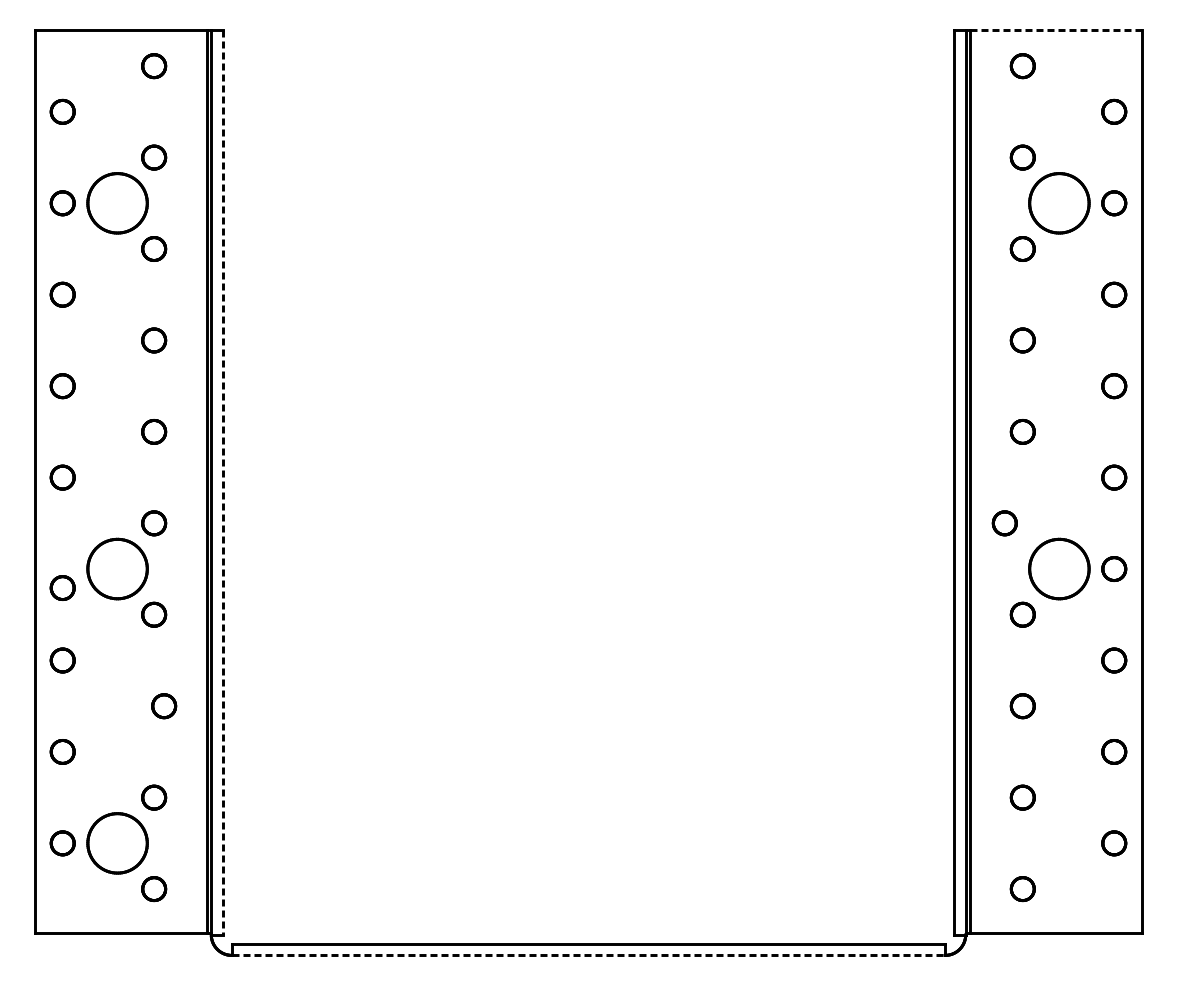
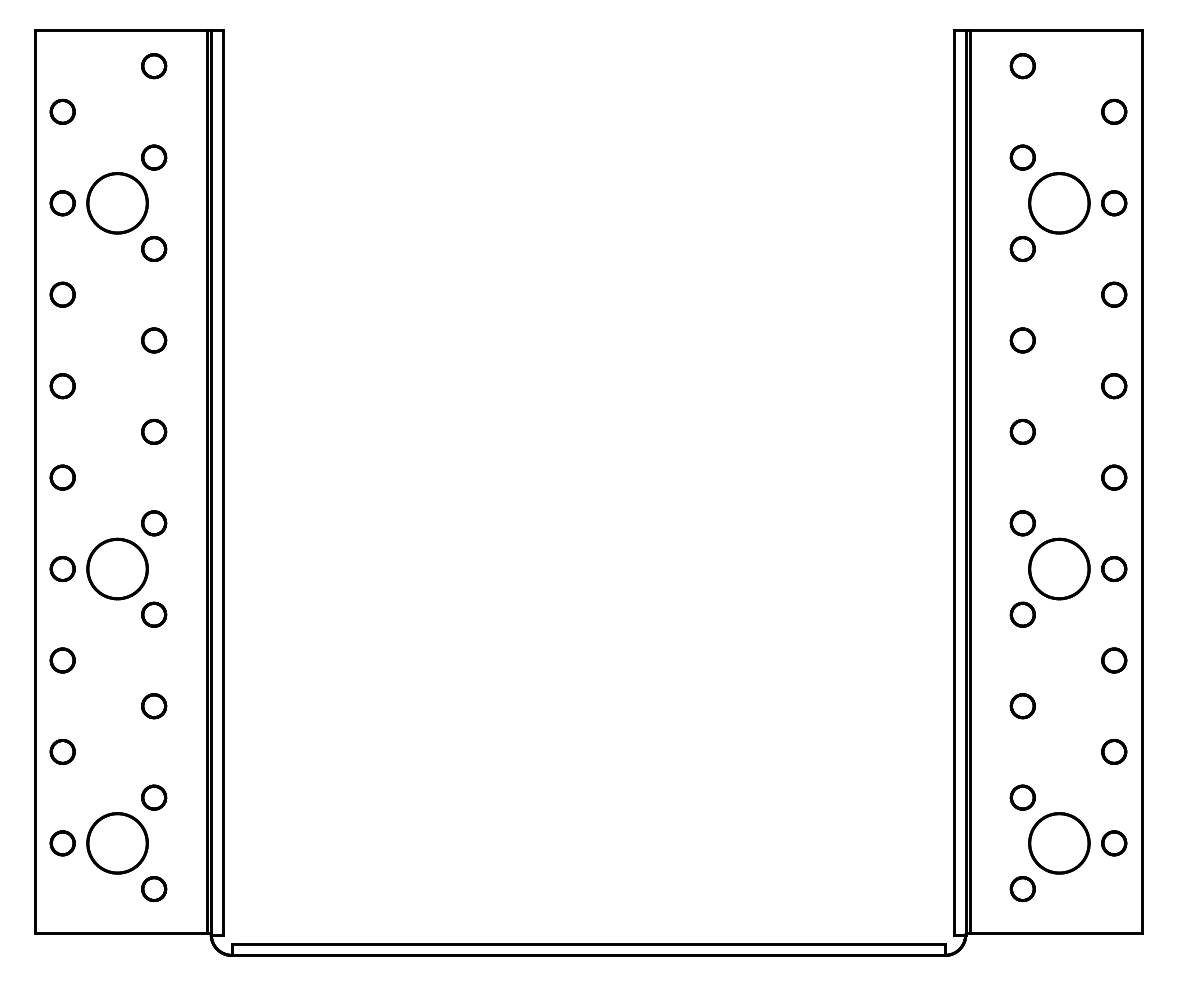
line: dashed -> solid (1055, 29)
line: dashed -> solid (222, 482)
part position: (1004, 523) -> (1022, 523) (1022, 523)
part position: (62, 587) -> (62, 568) (62, 568)
part position: (164, 706) -> (154, 706) (154, 706)
part: none -> present (1059, 843)
line: dashed -> solid (588, 955)
